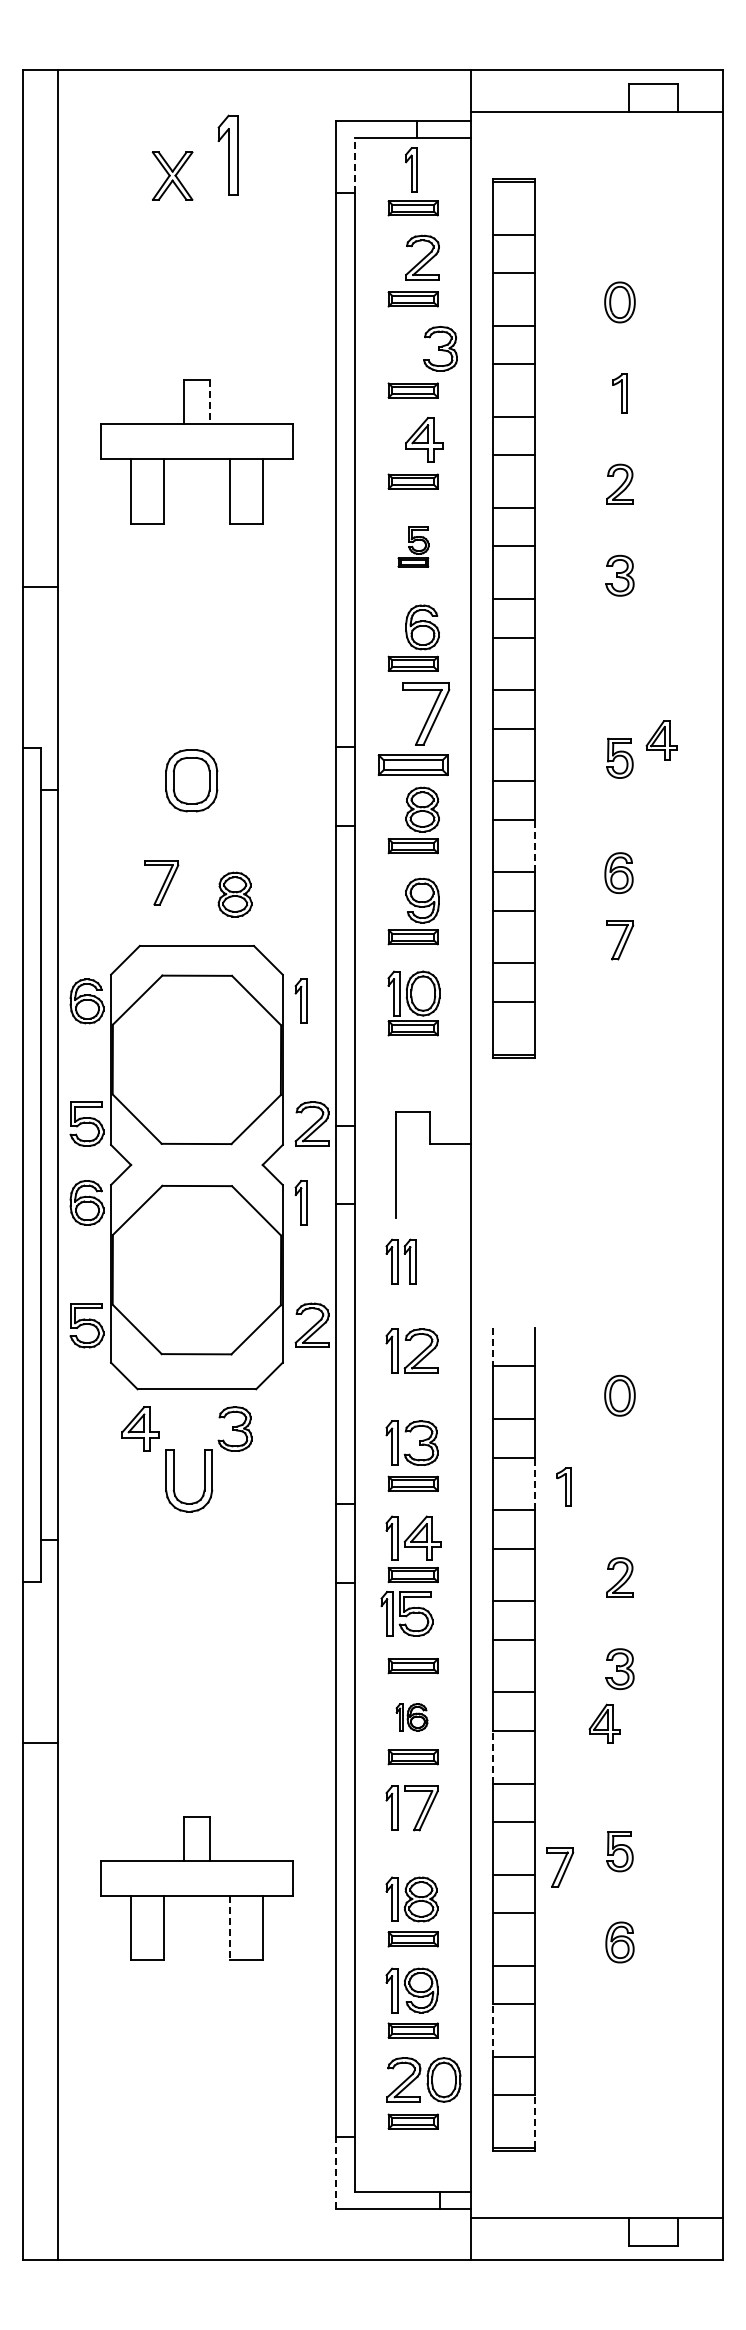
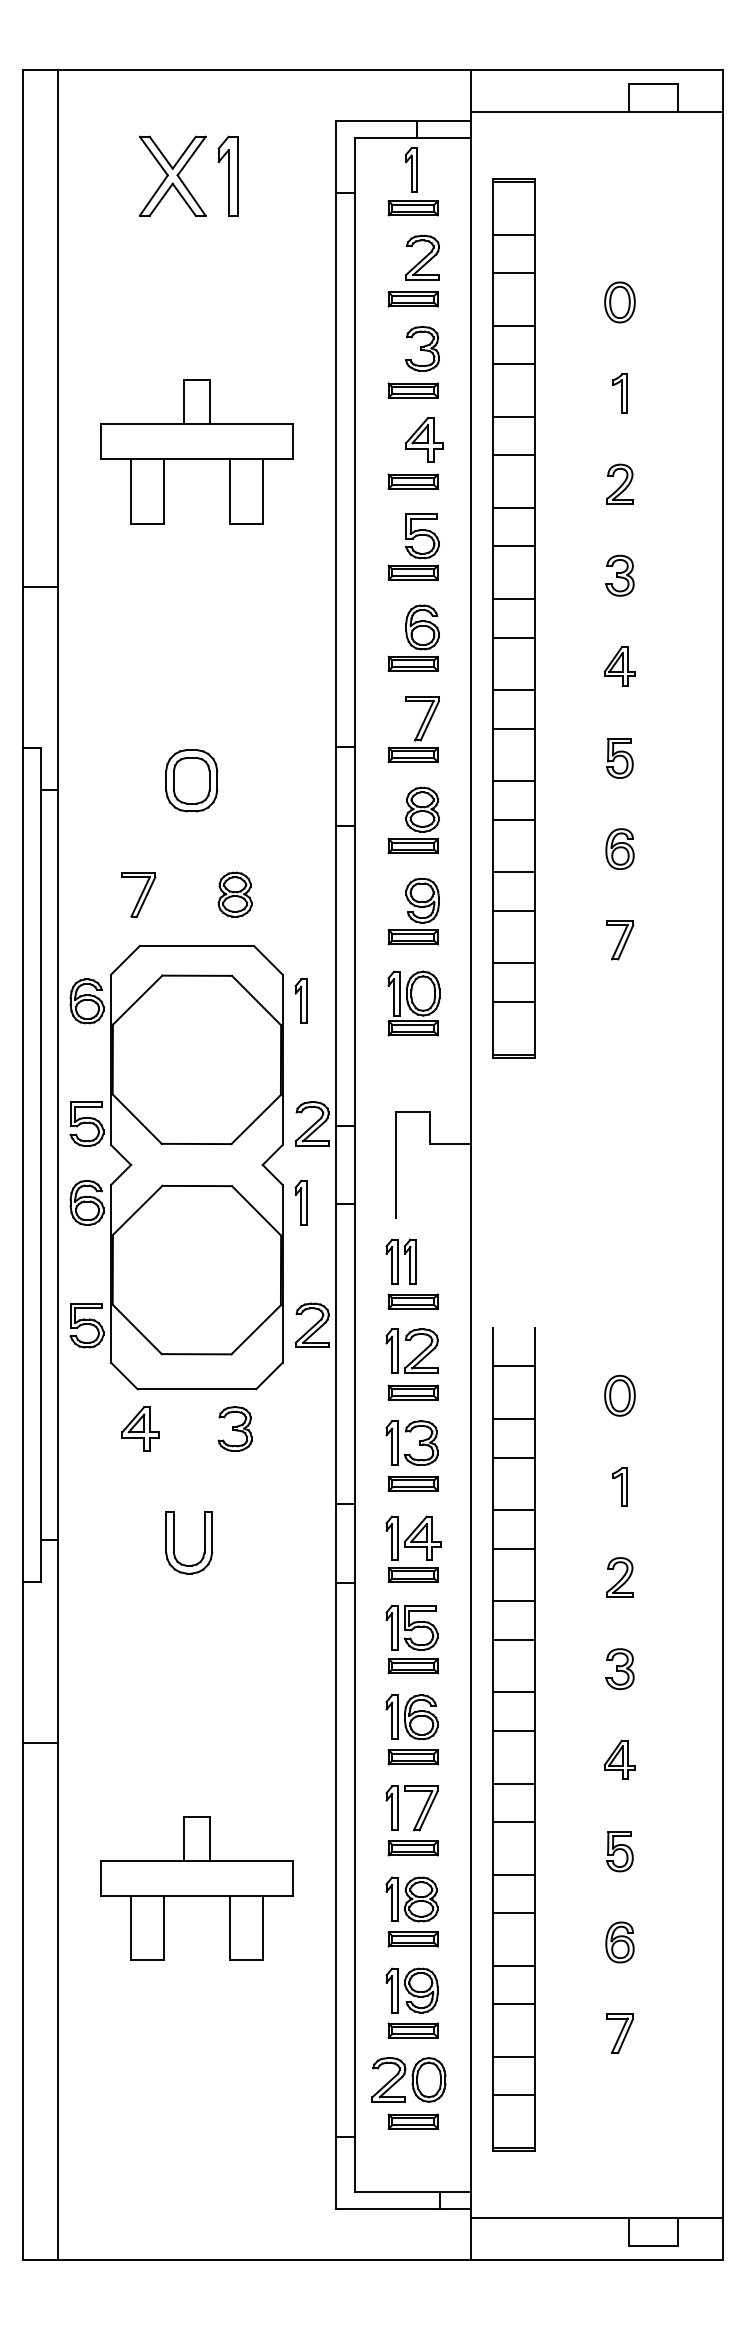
part position: (227, 154) -> (227, 175) (227, 175)
line: dashed -> solid (355, 164)
part size: 43x50 px -> 69x82 px (172, 175)
part position: (440, 348) -> (422, 348) (422, 348)
line: dashed -> solid (210, 402)
part size: 33x42 px -> 53x68 px (413, 546)
part size: 74x95 px -> 53x67 px (413, 729)
part position: (661, 740) -> (619, 666) (619, 666)
line: dashed -> solid (534, 845)
part position: (618, 872) -> (619, 848) (619, 848)
part position: (161, 882) -> (138, 894) (138, 894)
part: none -> present (412, 1301)
line: dashed -> solid (492, 1347)
part: none -> present (412, 1392)
part position: (174, 1480) -> (174, 1542) (174, 1542)
line: dashed -> solid (534, 1483)
part position: (563, 1486) -> (619, 1486) (619, 1486)
part position: (406, 1613) -> (411, 1627) (411, 1627)
part size: 34x29 px -> 54x47 px (411, 1717)
part position: (604, 1723) -> (619, 1759) (619, 1759)
line: dashed -> solid (492, 1756)
part: none -> present (412, 1848)
part position: (560, 1867) -> (620, 2033) (620, 2033)
line: dashed -> solid (230, 1928)
line: dashed -> solid (492, 2030)
part position: (423, 2079) -> (408, 2079) (408, 2079)
line: dashed -> solid (534, 2121)
line: dashed -> solid (336, 2173)
